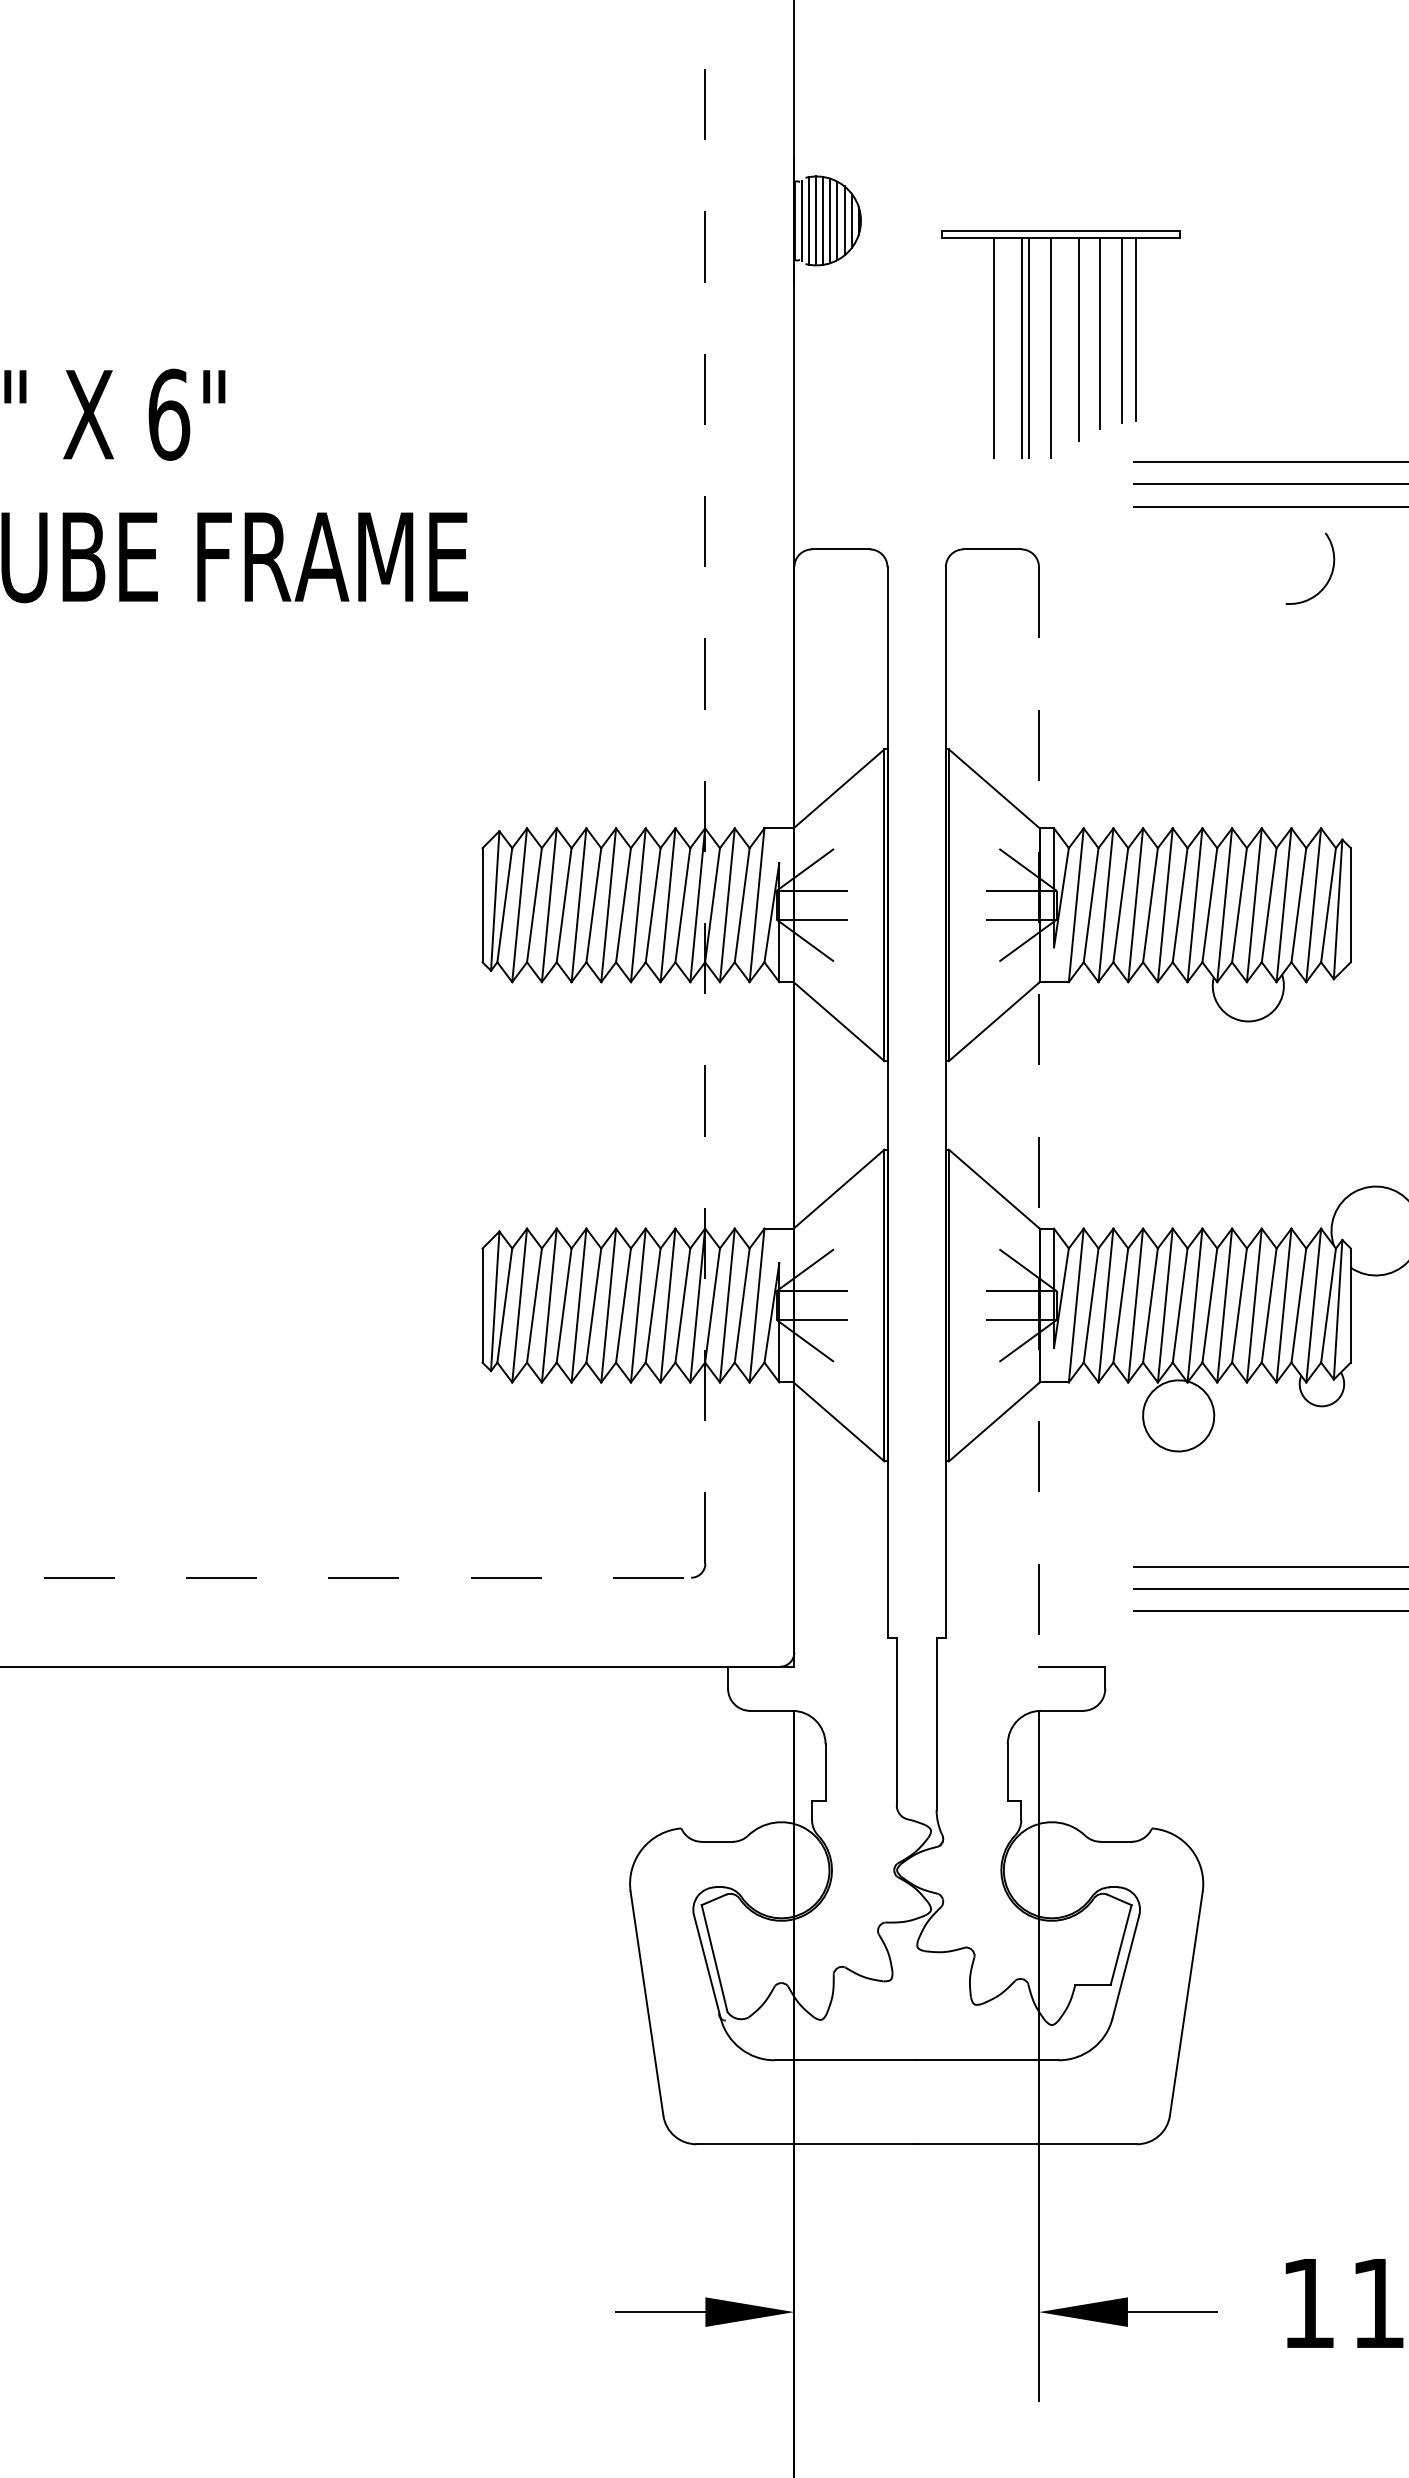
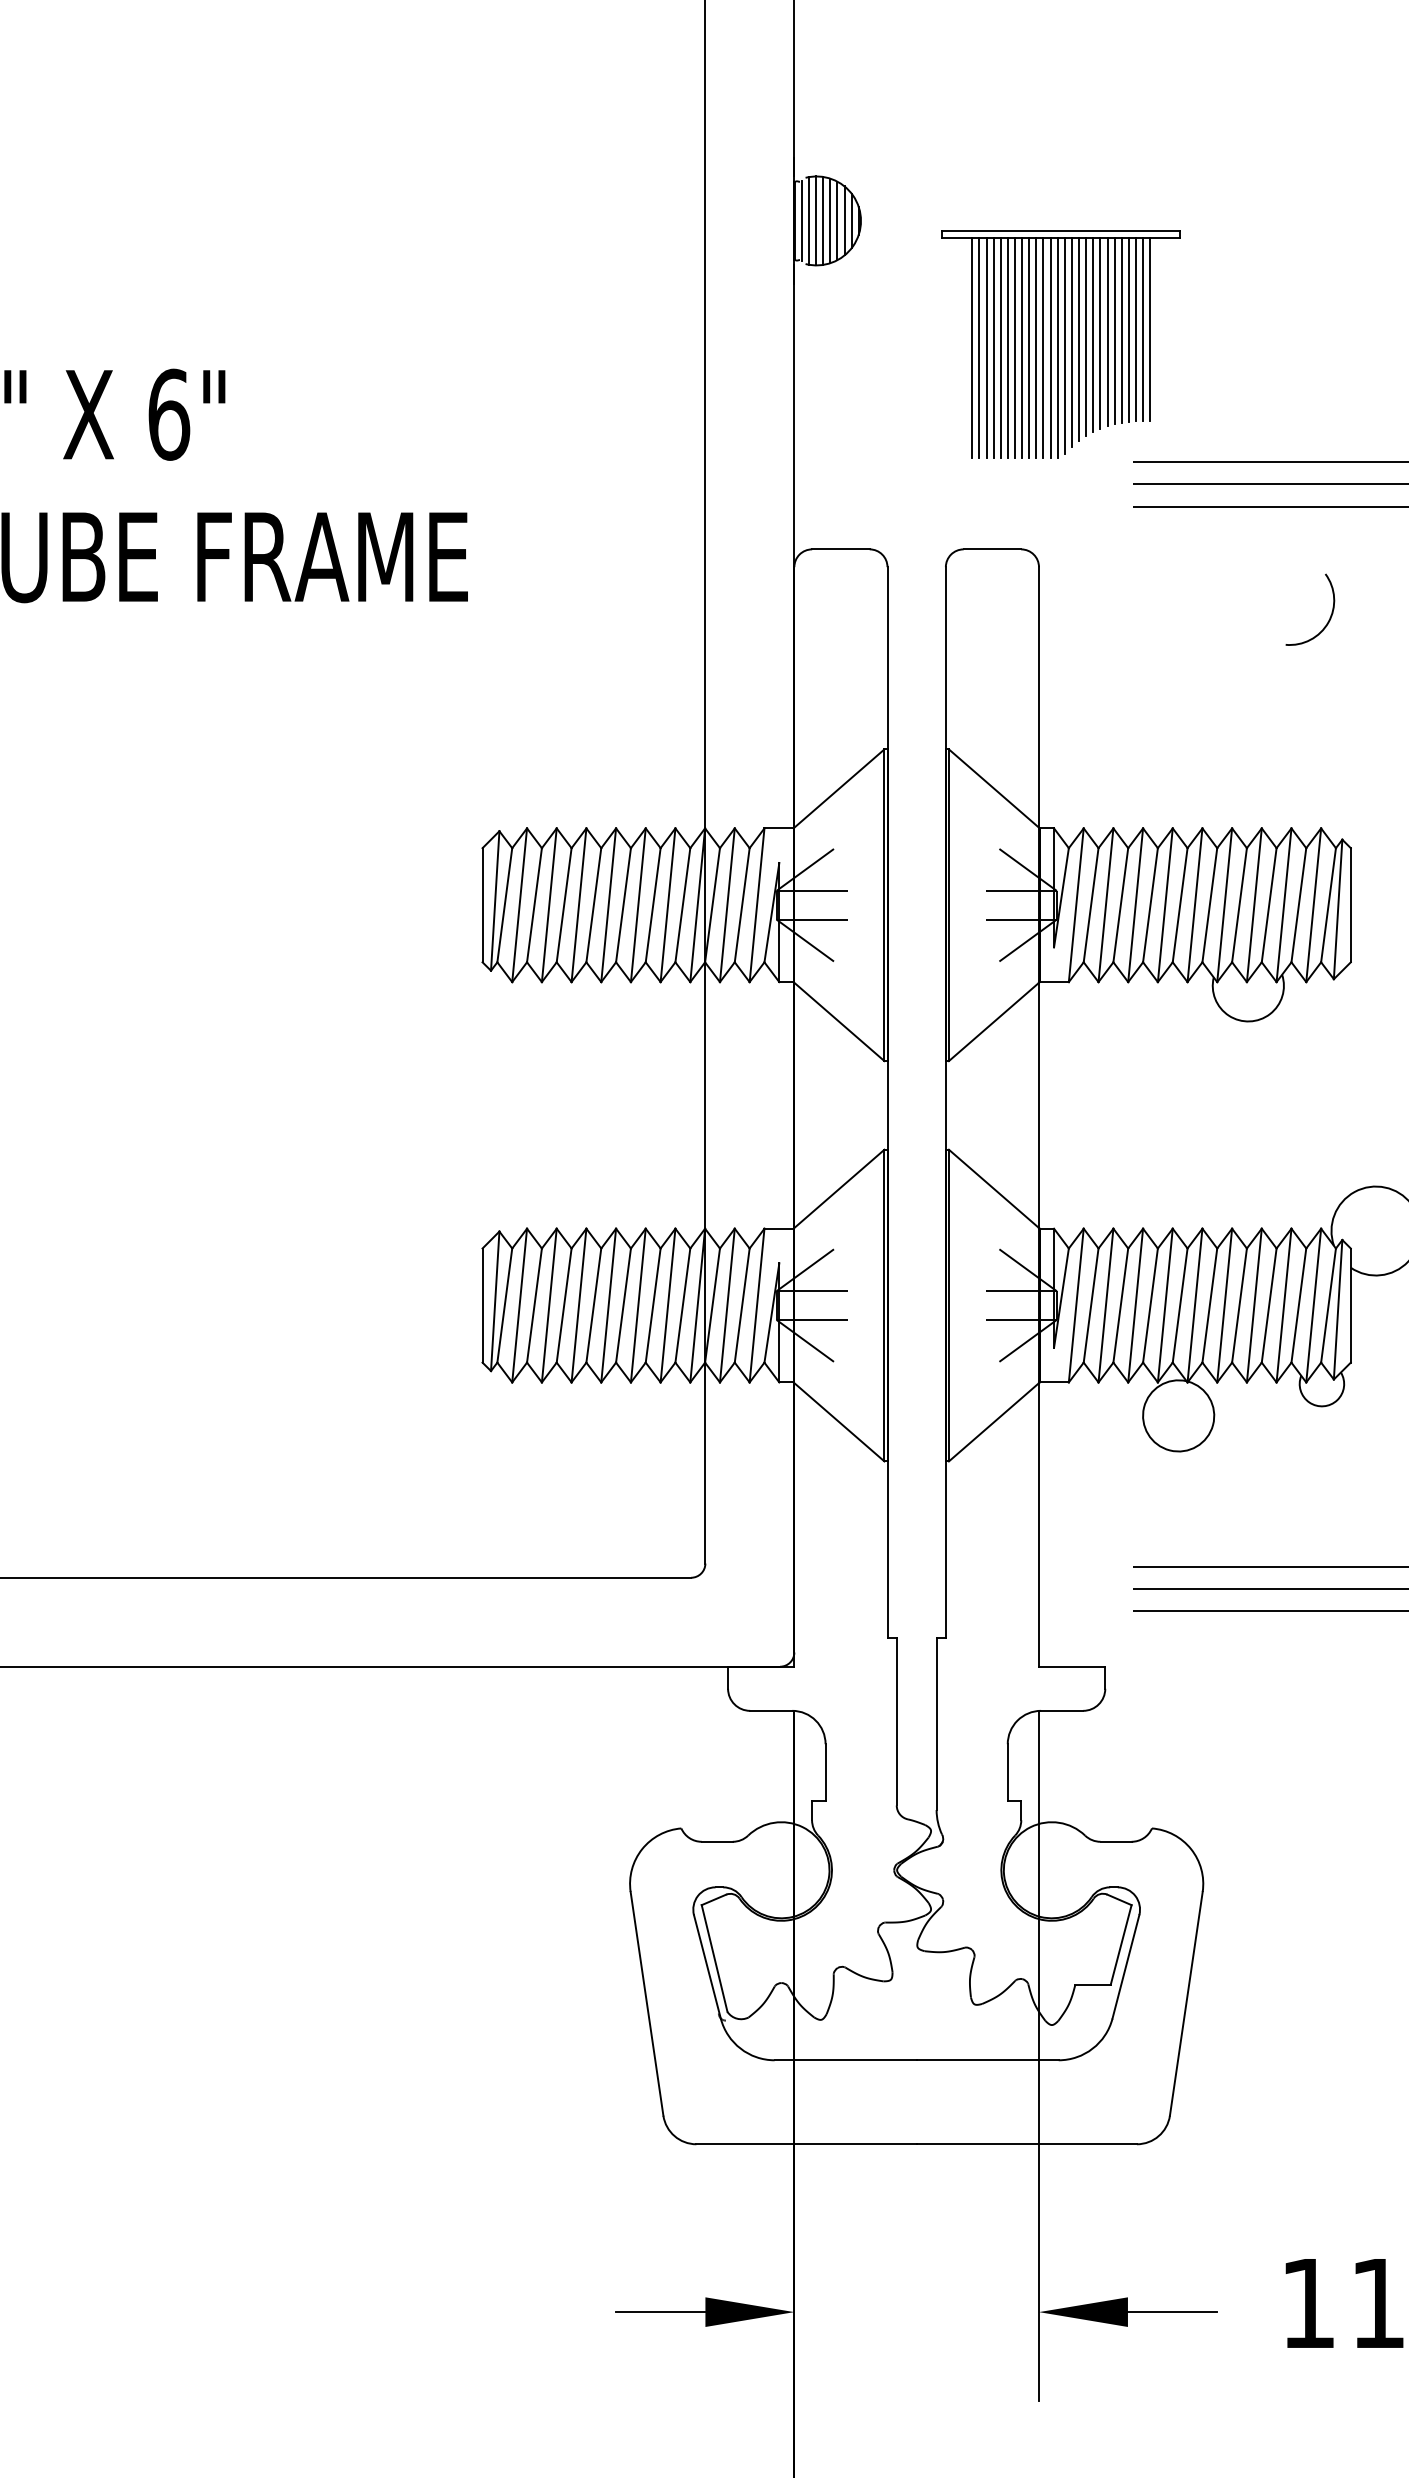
line: none -> present (1128, 329)
line: none -> present (1143, 329)
line: none -> present (1150, 329)
line: none -> present (1114, 331)
line: none -> present (1107, 332)
line: none -> present (1093, 335)
line: none -> present (1086, 337)
line: none -> present (1071, 342)
line: none -> present (1064, 346)
line: none -> present (972, 348)
line: none -> present (979, 348)
line: none -> present (986, 348)
line: none -> present (1000, 348)
line: none -> present (1007, 348)
line: none -> present (1014, 348)
line: none -> present (1036, 348)
line: none -> present (1043, 348)
line: none -> present (1057, 348)
arc position: (1329, 576) -> (1329, 617) (1329, 617)
line: dashed -> solid (705, 781)
line: dashed -> solid (1038, 1116)
line: dashed -> solid (346, 1577)
